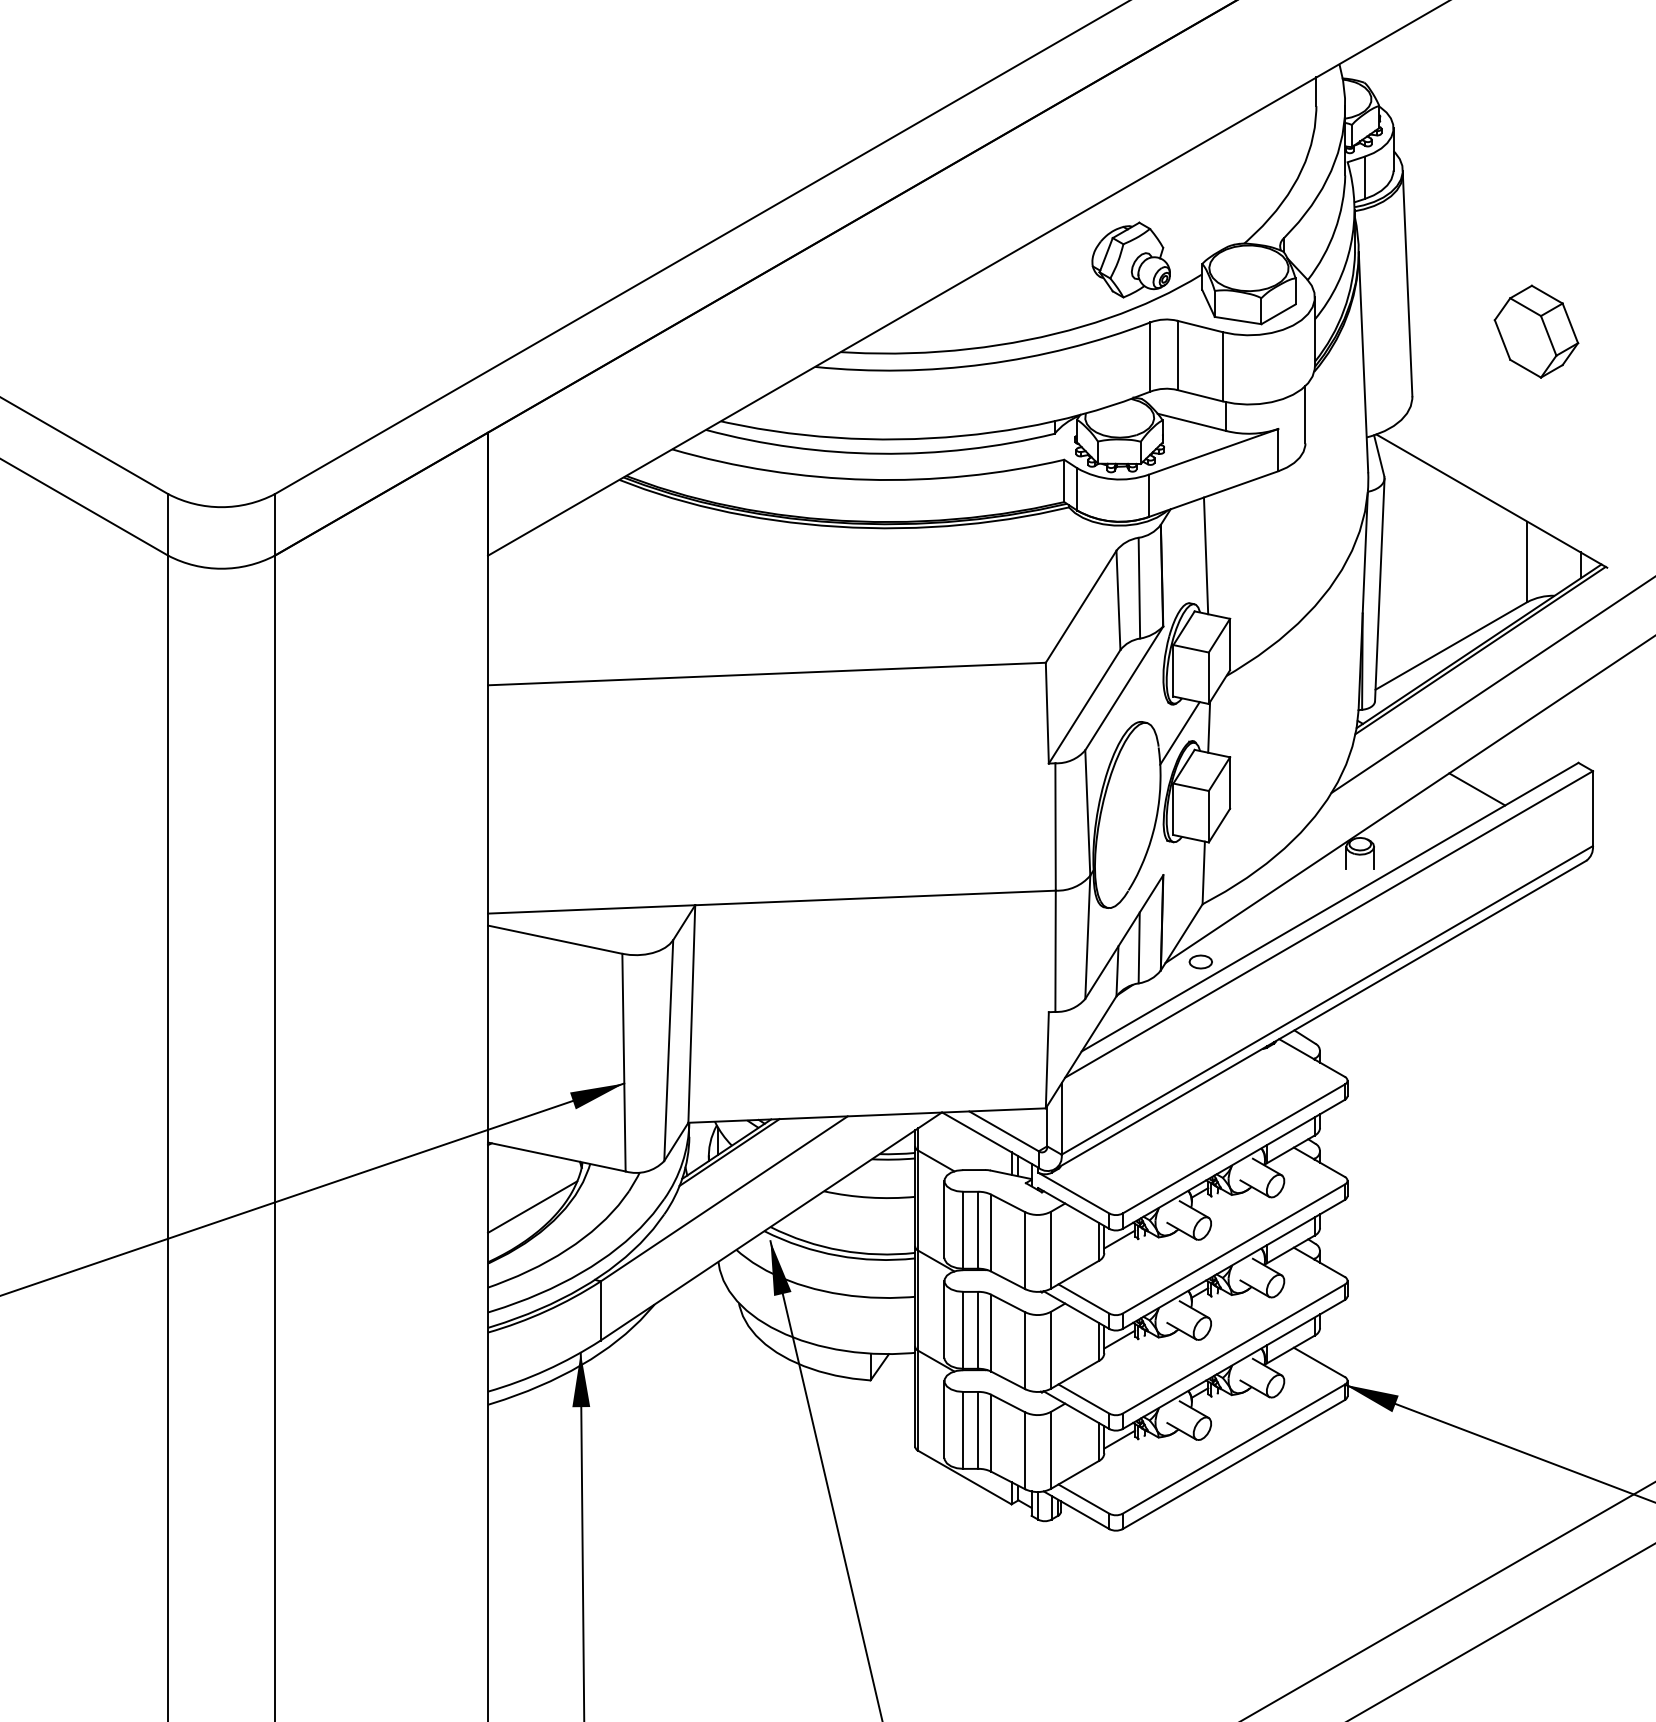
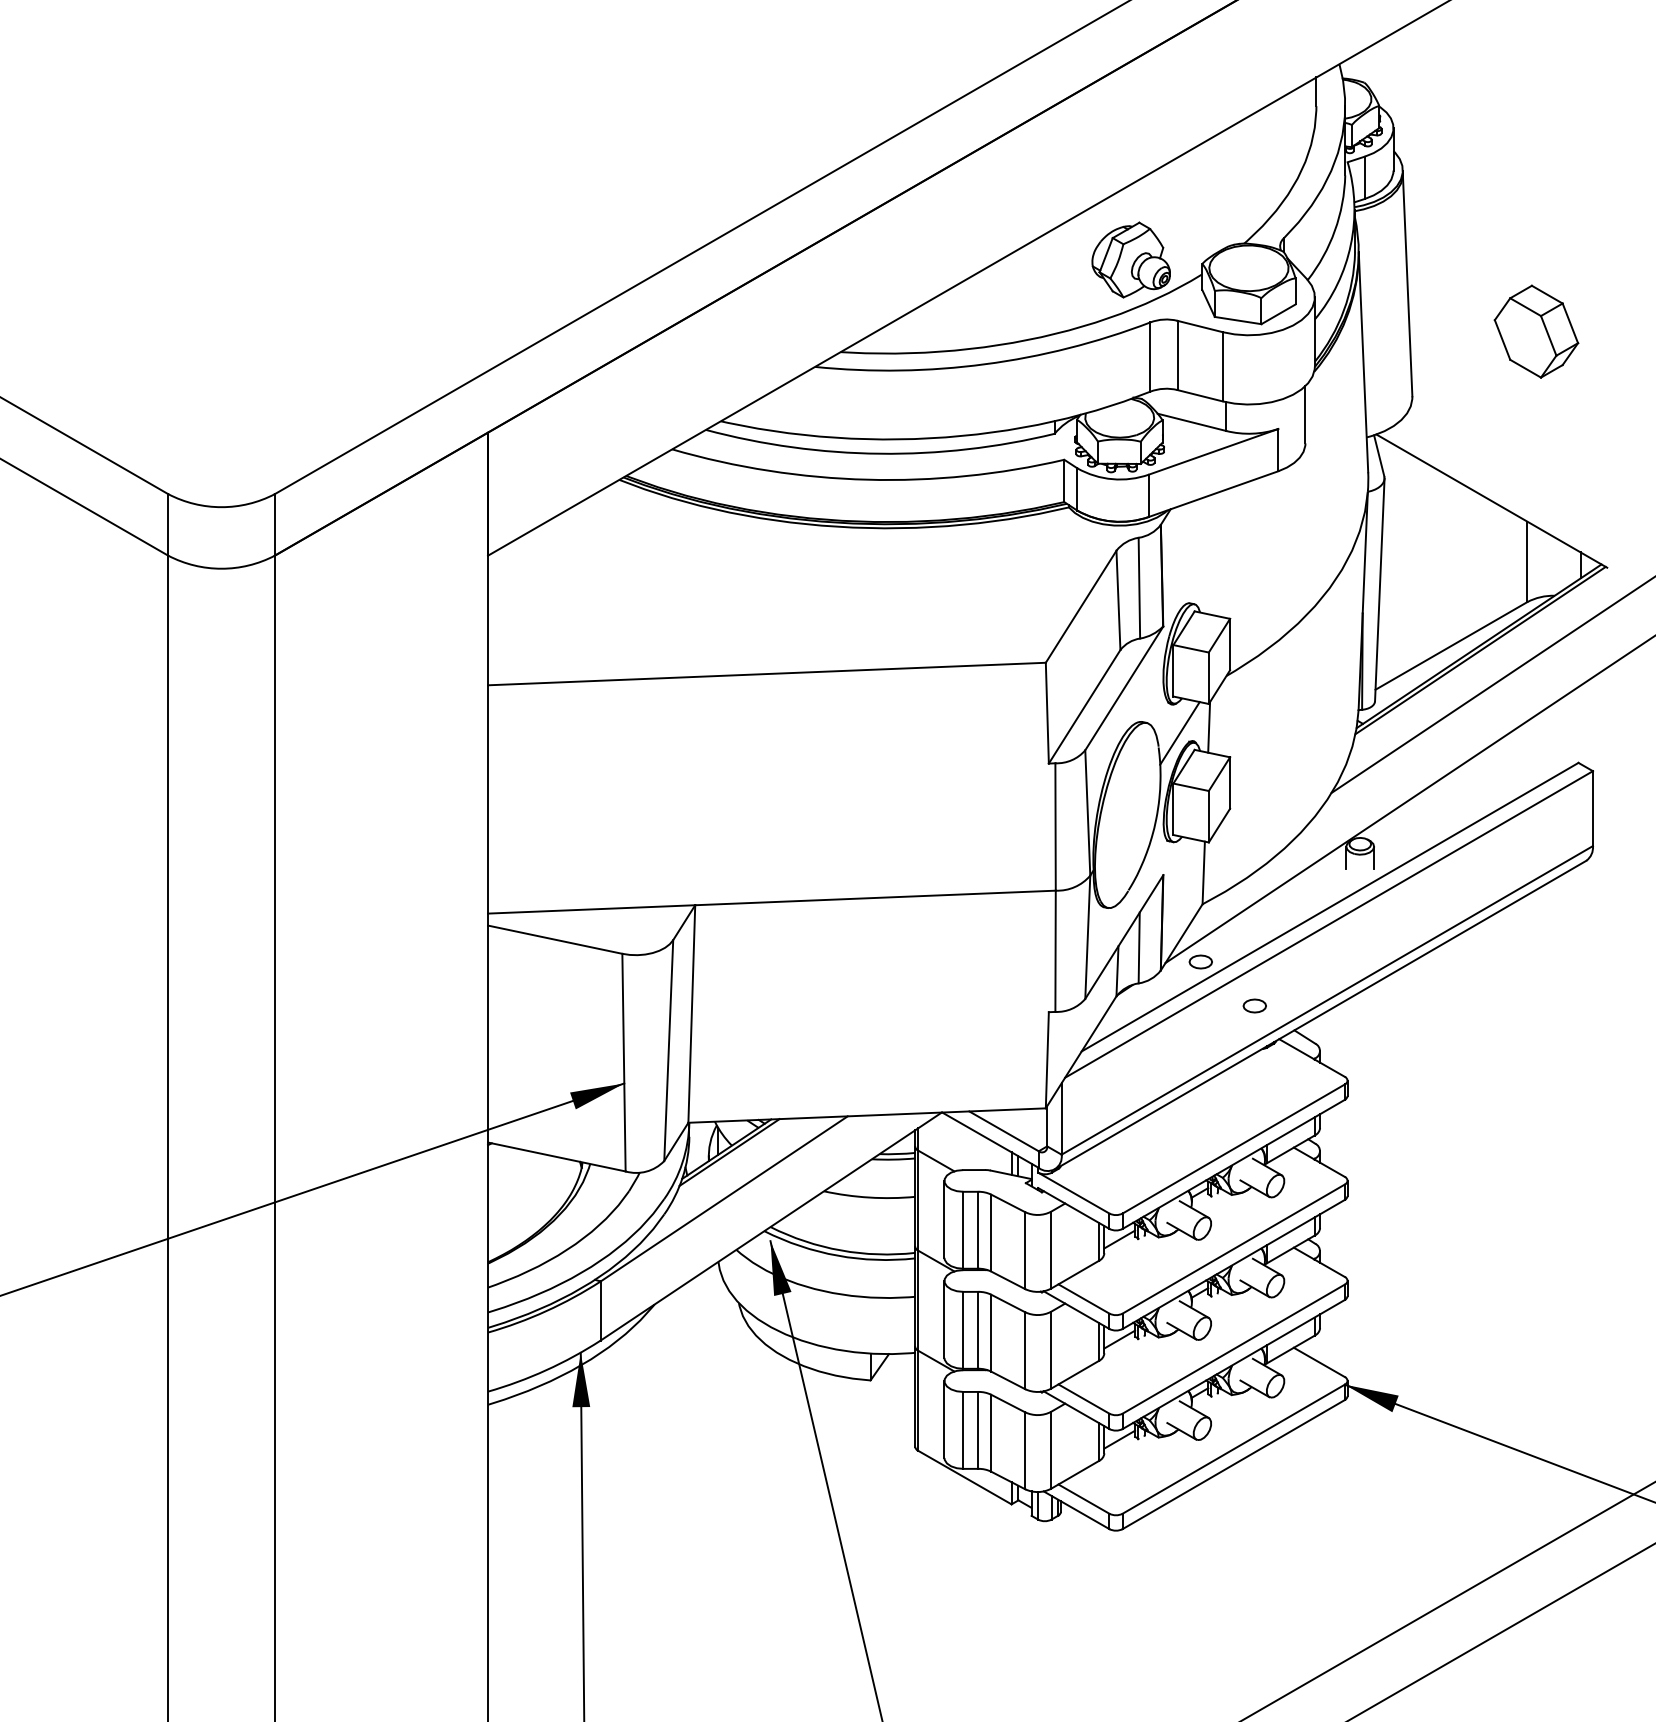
line: present -> none (1205, 555)
line: present -> none (1477, 789)
part: none -> present (1254, 1005)
line: present -> none (532, 1206)
